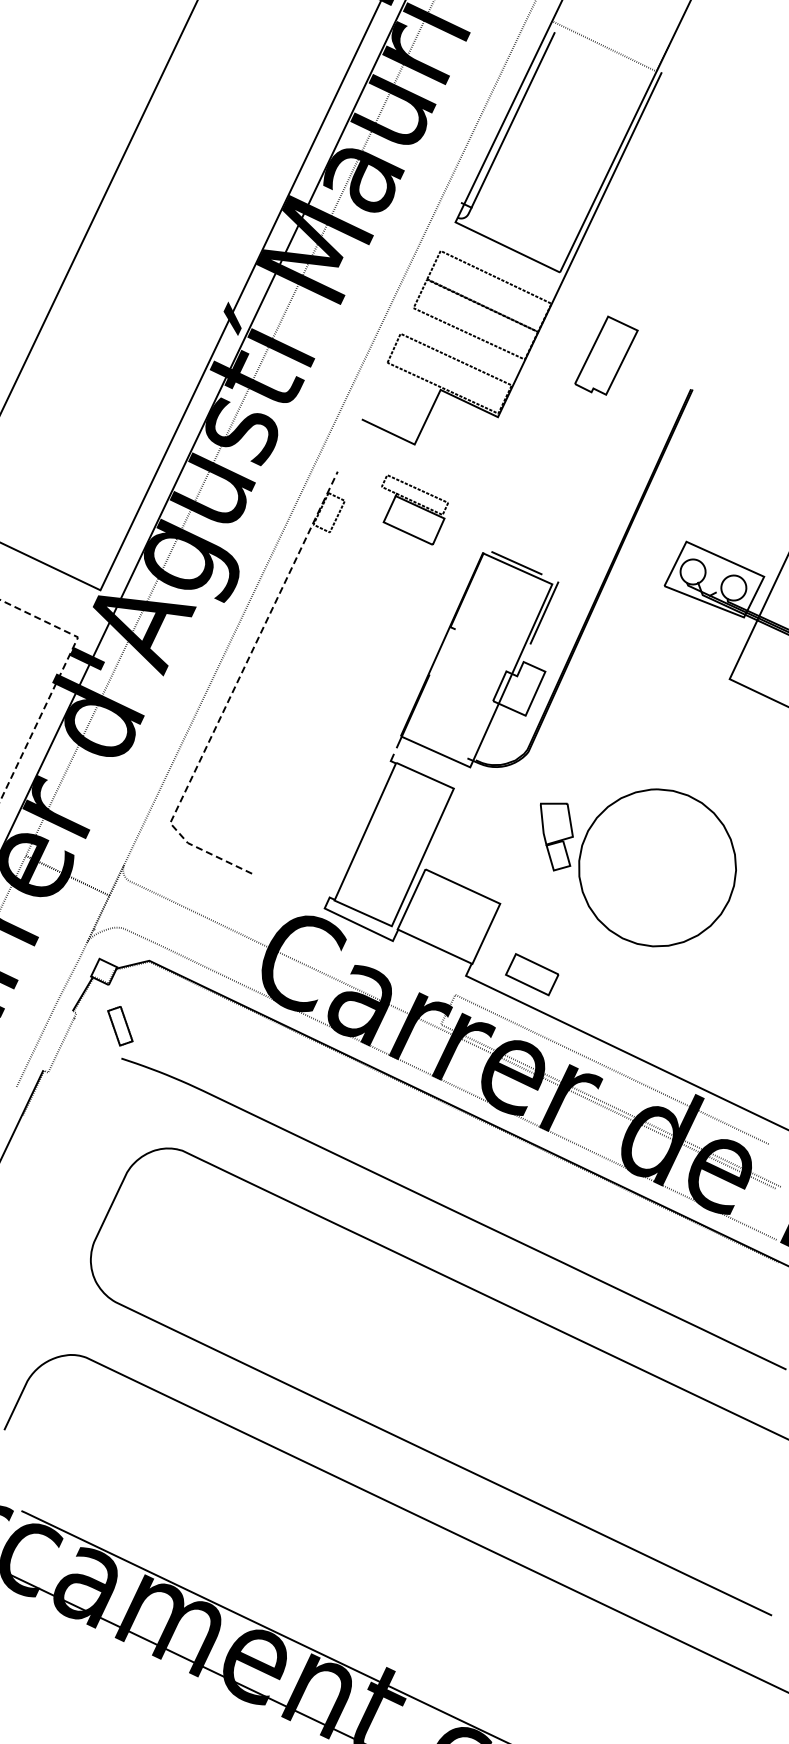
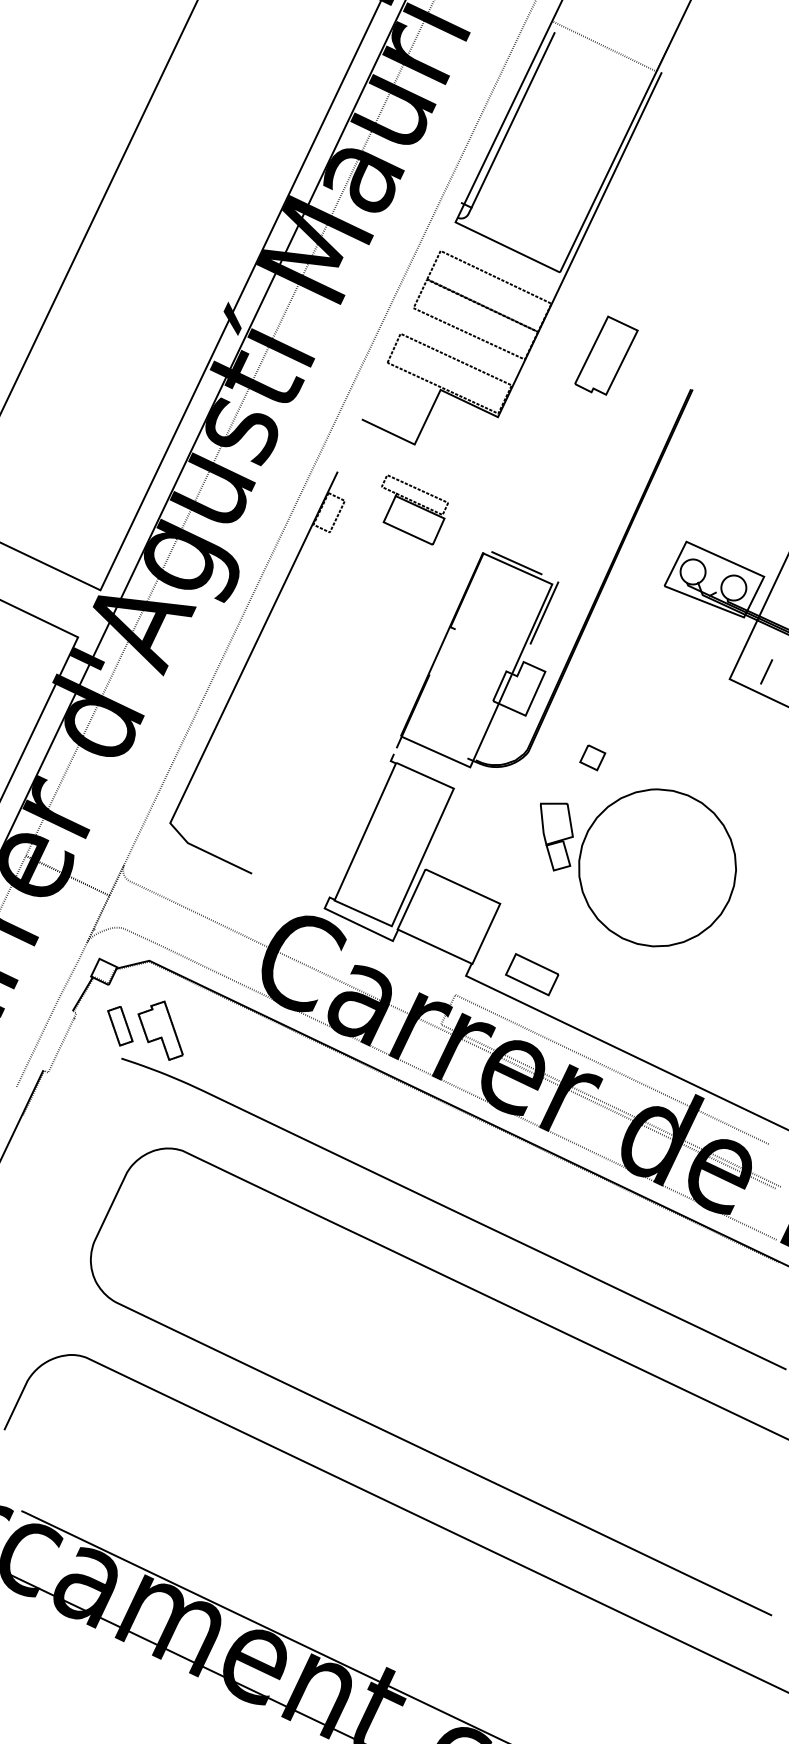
line: none -> present (766, 671)
line: dashed -> solid (57, 679)
line: dashed -> solid (232, 692)
part: none -> present (592, 757)
part: none -> present (160, 1030)
